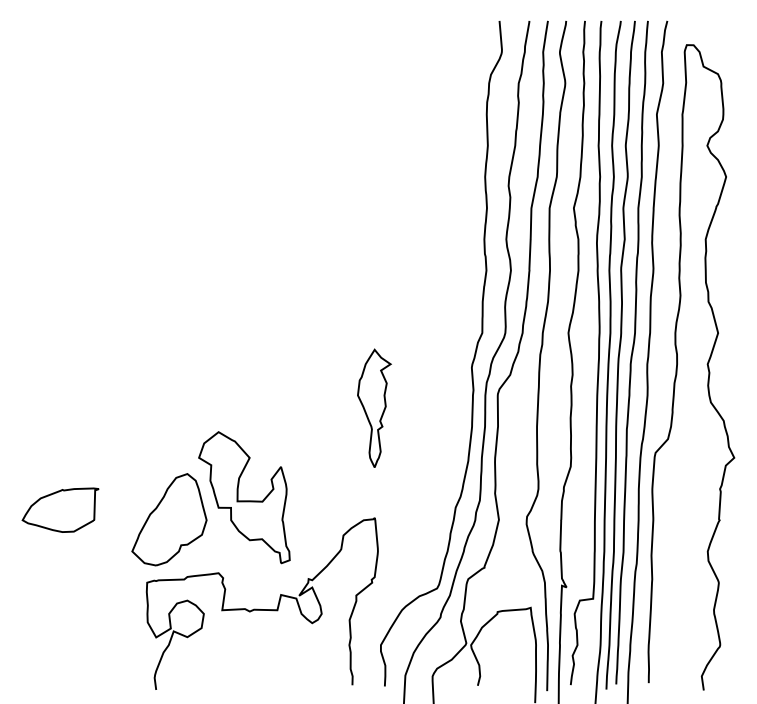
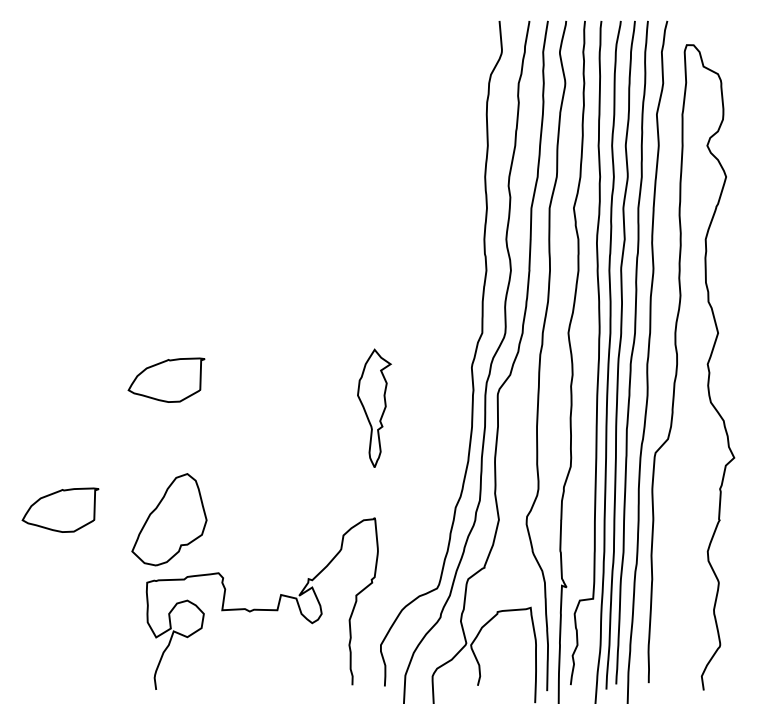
part: none -> present (166, 379)
part: present -> none (244, 497)
